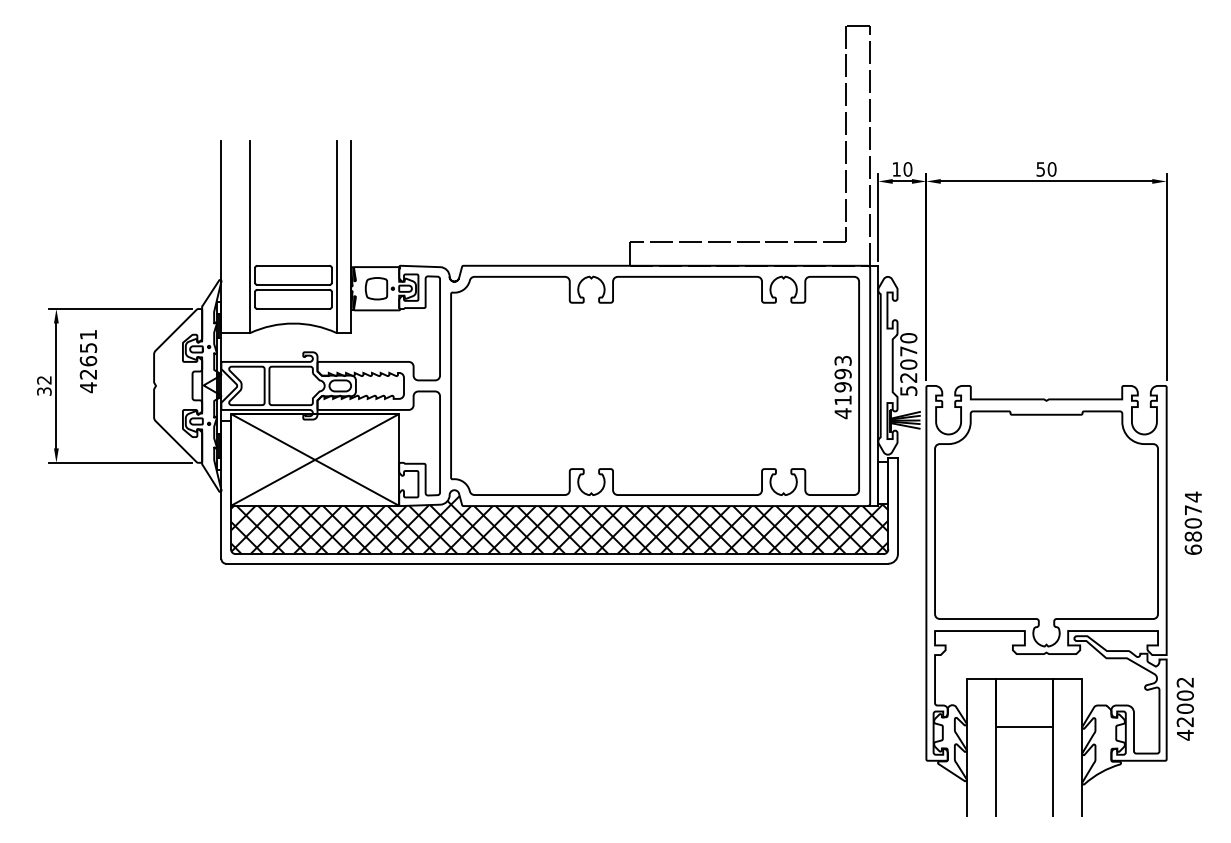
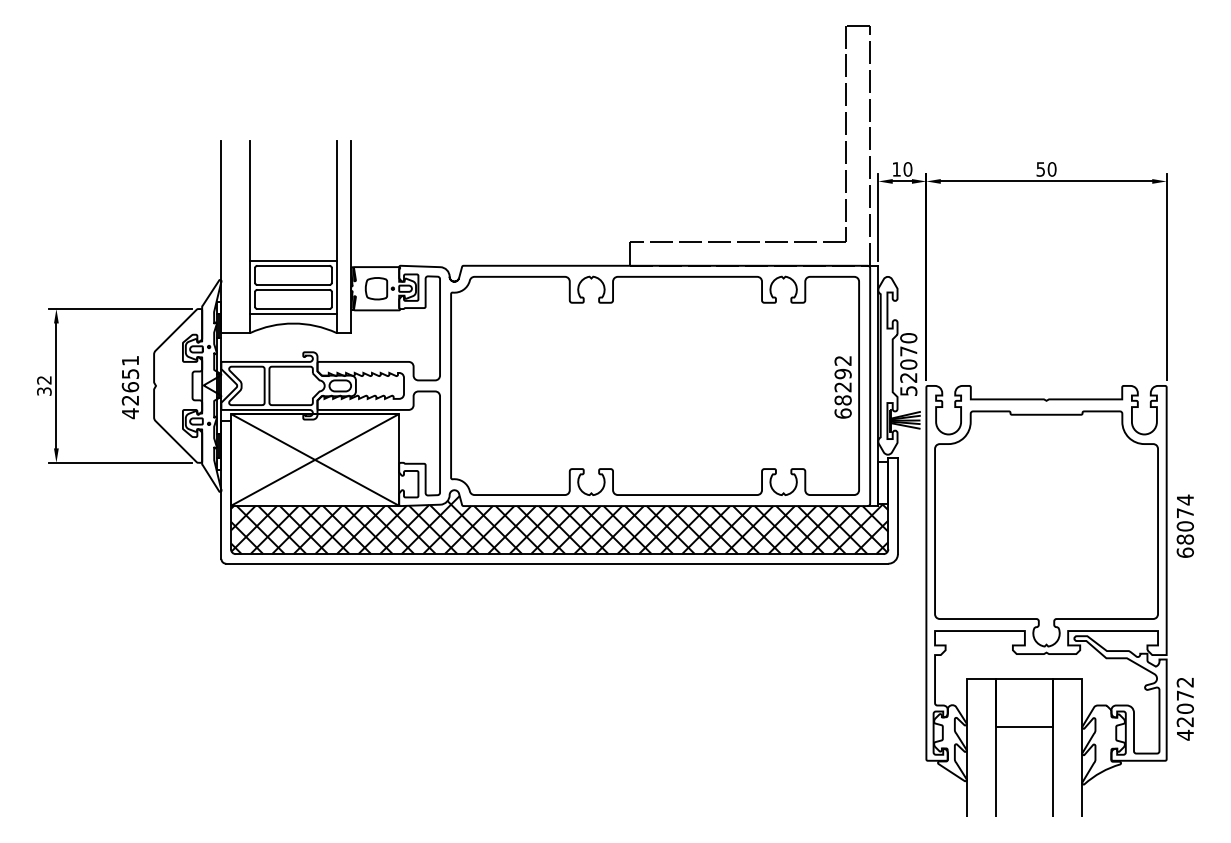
line: none -> present (293, 260)
line: none -> present (293, 313)
text position: (88, 361) -> (130, 387) (130, 387)
text: 41993 -> 68292 (842, 387)
text position: (1192, 522) -> (1184, 525) (1184, 525)
text: 42002 -> 42072 (1184, 695)
